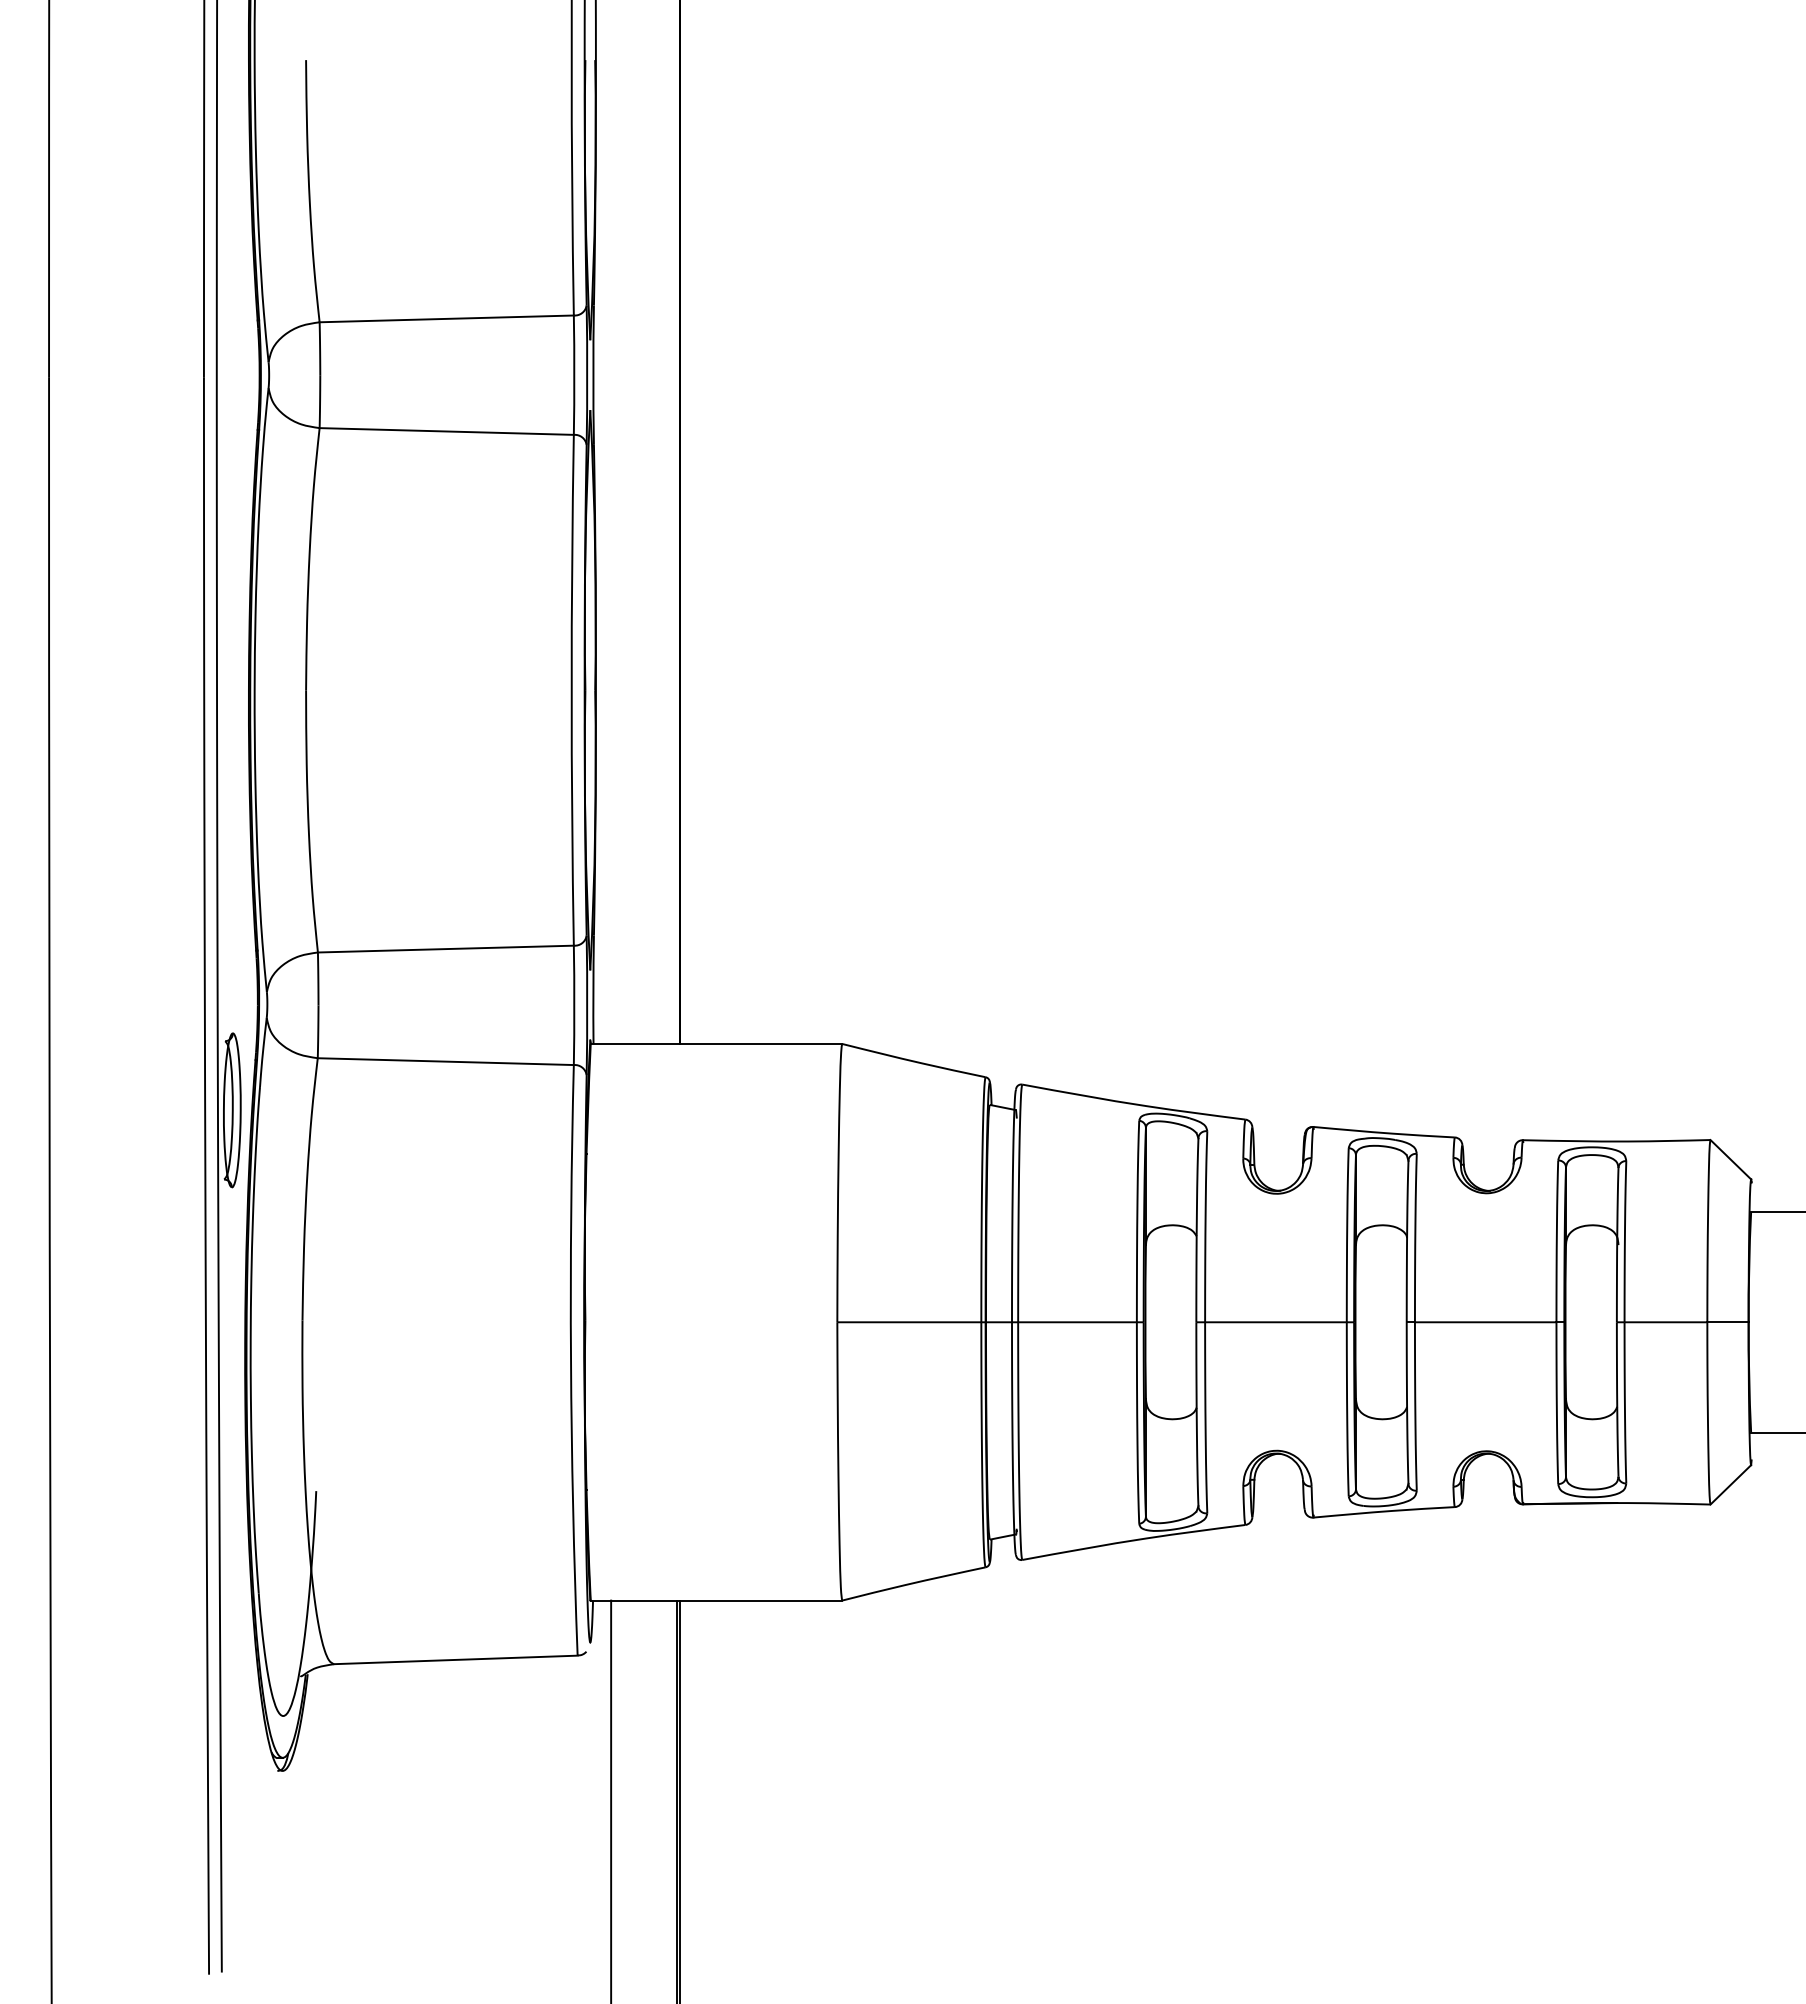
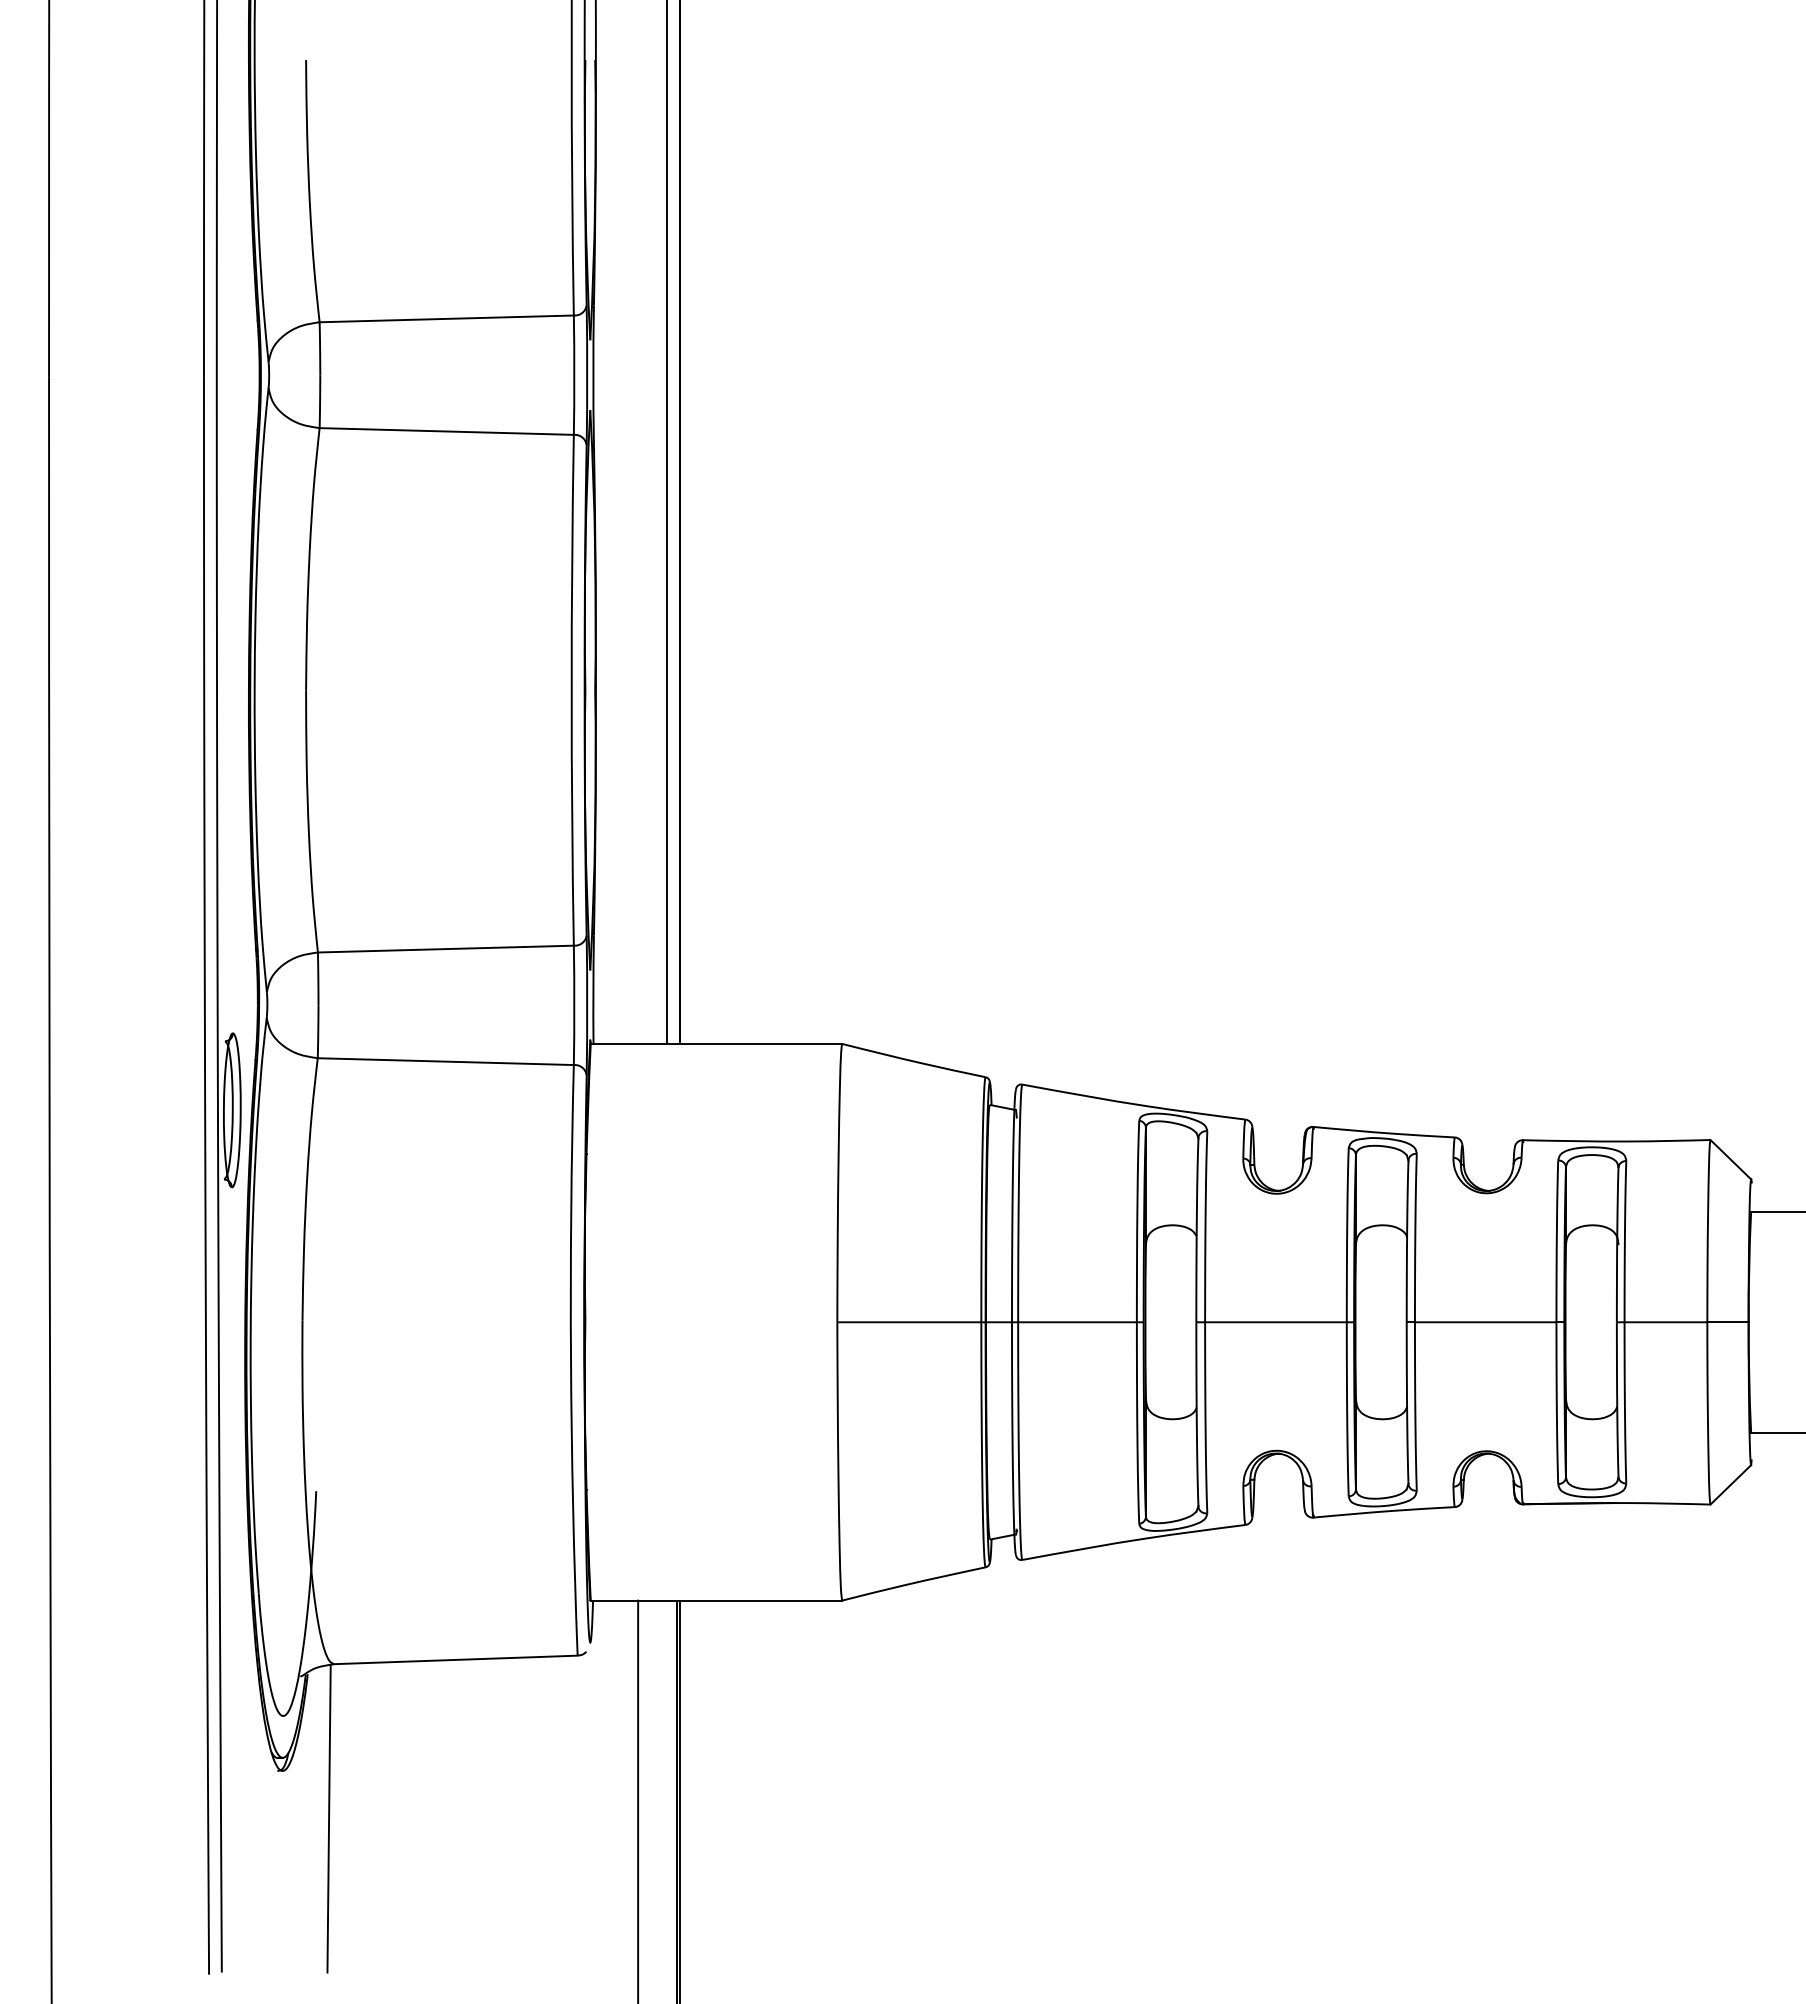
line: none -> present (667, 522)
line position: (611, 1800) -> (638, 1800) (638, 1800)
line: none -> present (328, 1818)
